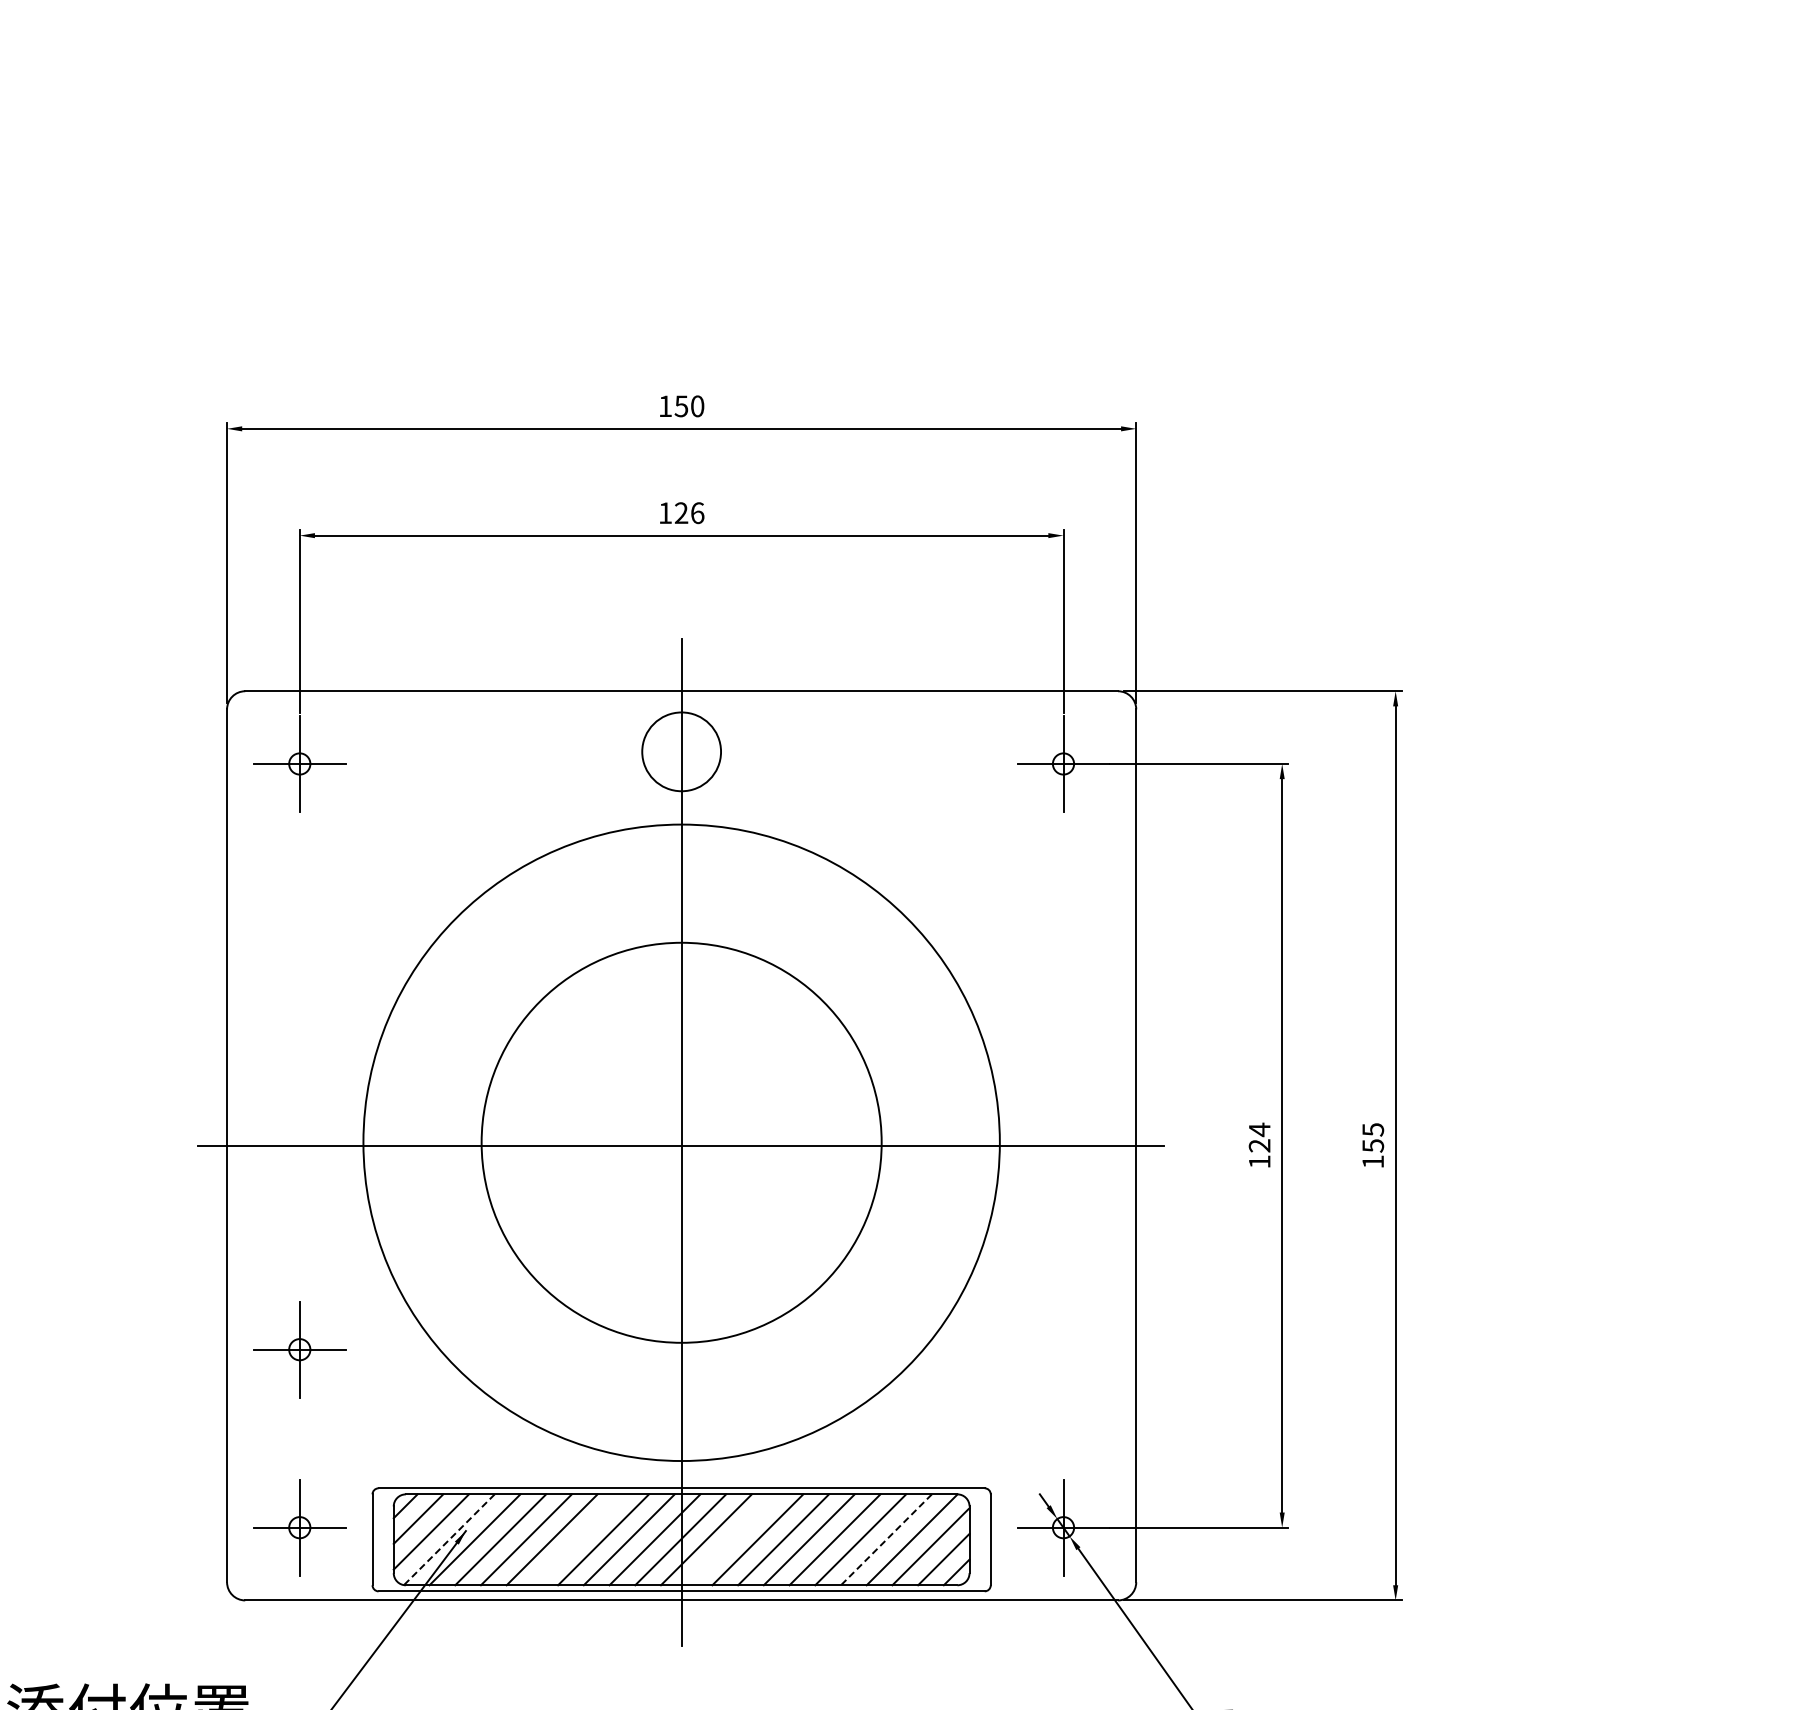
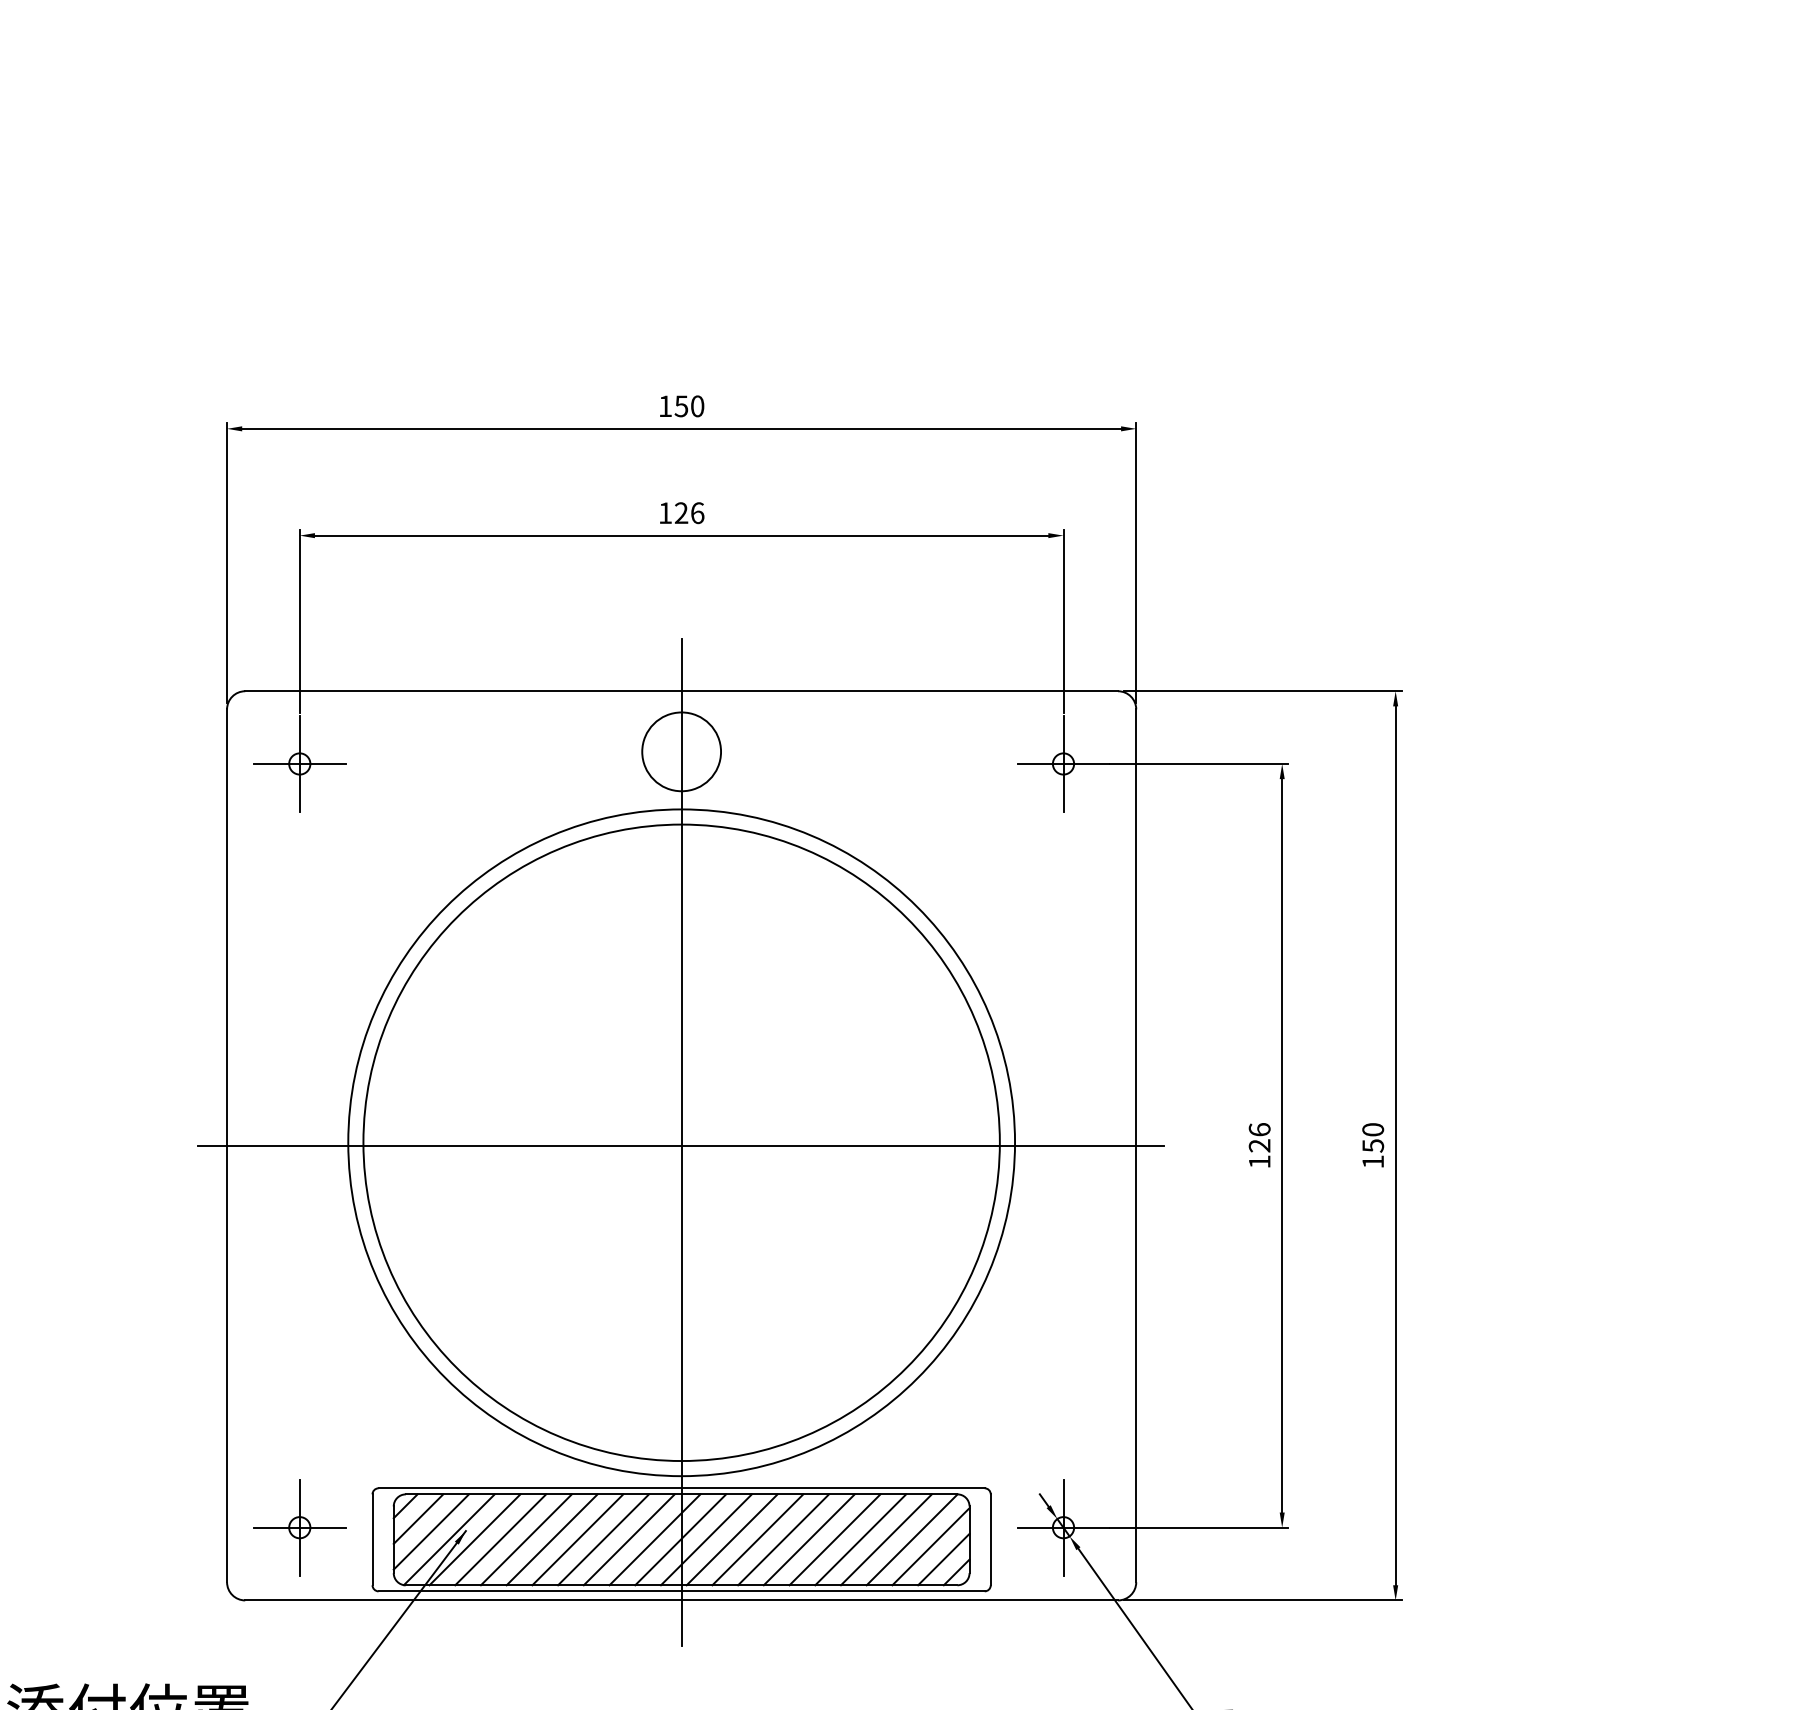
text: 124 -> 126 (1259, 1129)
text: 155 -> 150 (1372, 1129)
circle diameter: 400 px -> 667 px (681, 1142)
part: present -> none (299, 1349)
line: none -> present (577, 1539)
line: none -> present (731, 1539)
line: dashed -> solid (449, 1540)
line: dashed -> solid (886, 1540)
